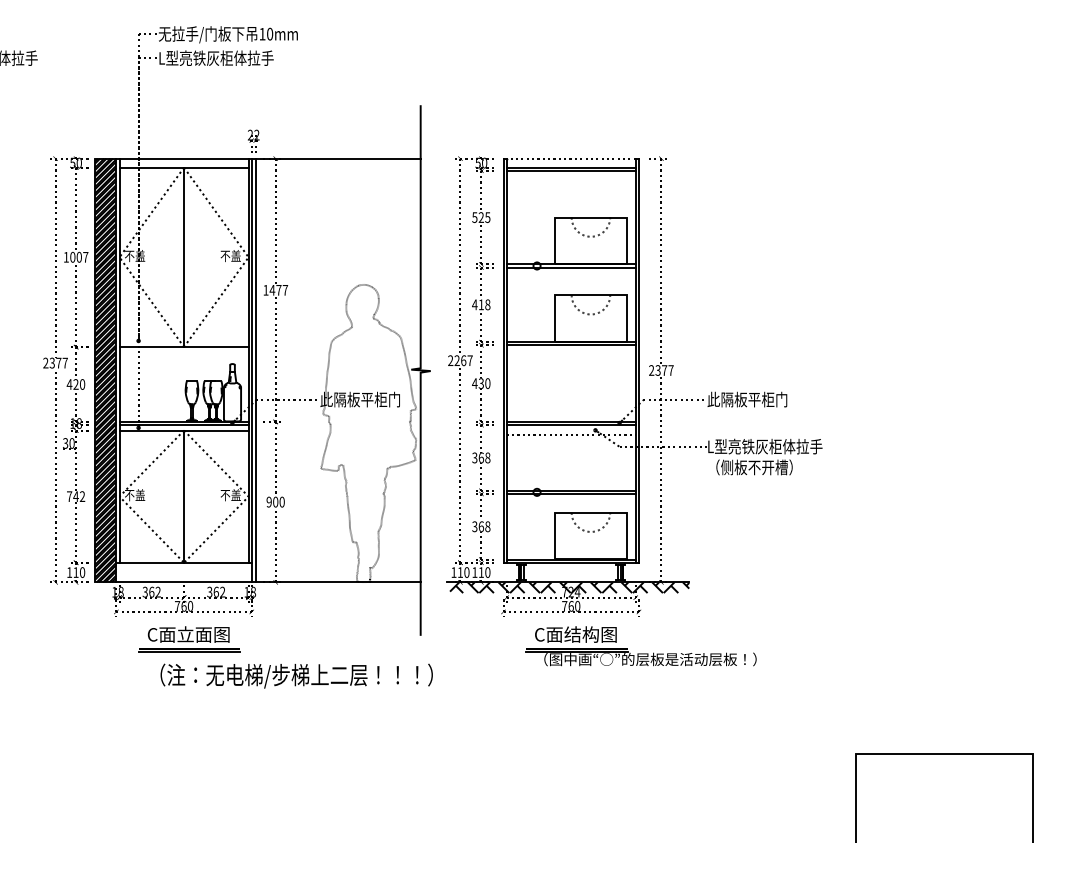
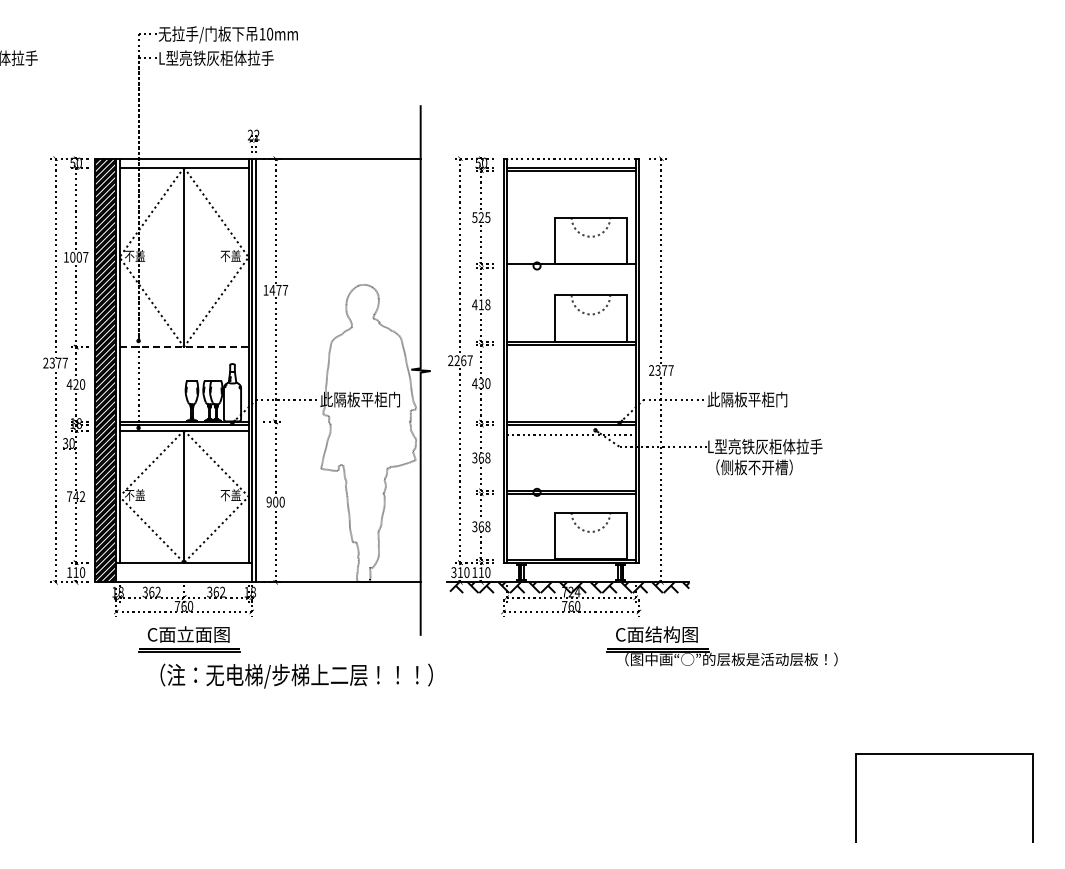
line: present -> none (570, 267)
line: solid -> dashed (184, 347)
text: 110 -> 310 (453, 572)
part position: (640, 653) -> (721, 653) (721, 653)
